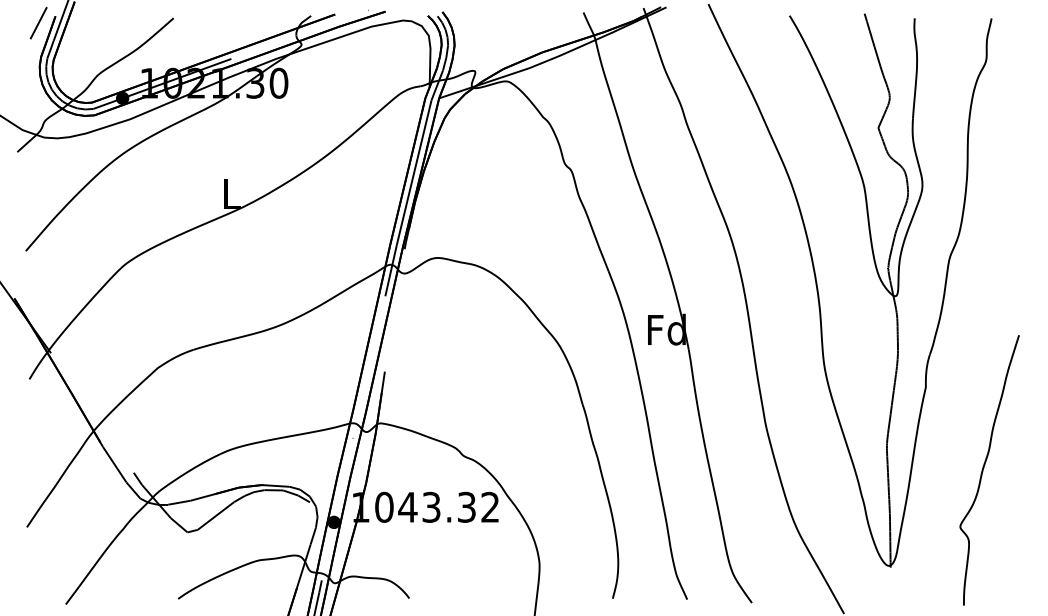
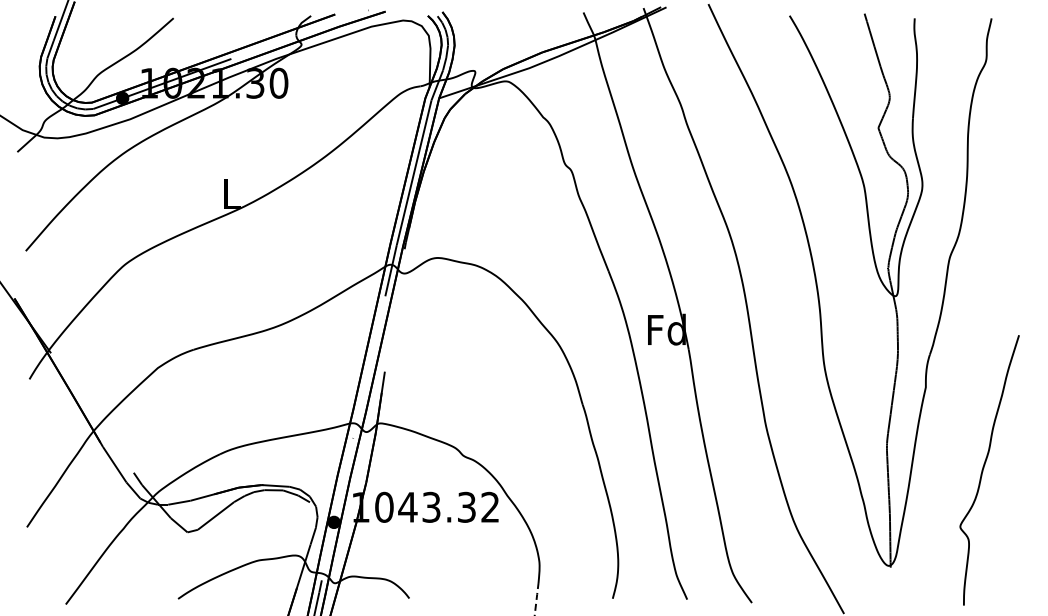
line: present -> none (38, 23)
line: solid -> dashed (536, 598)
